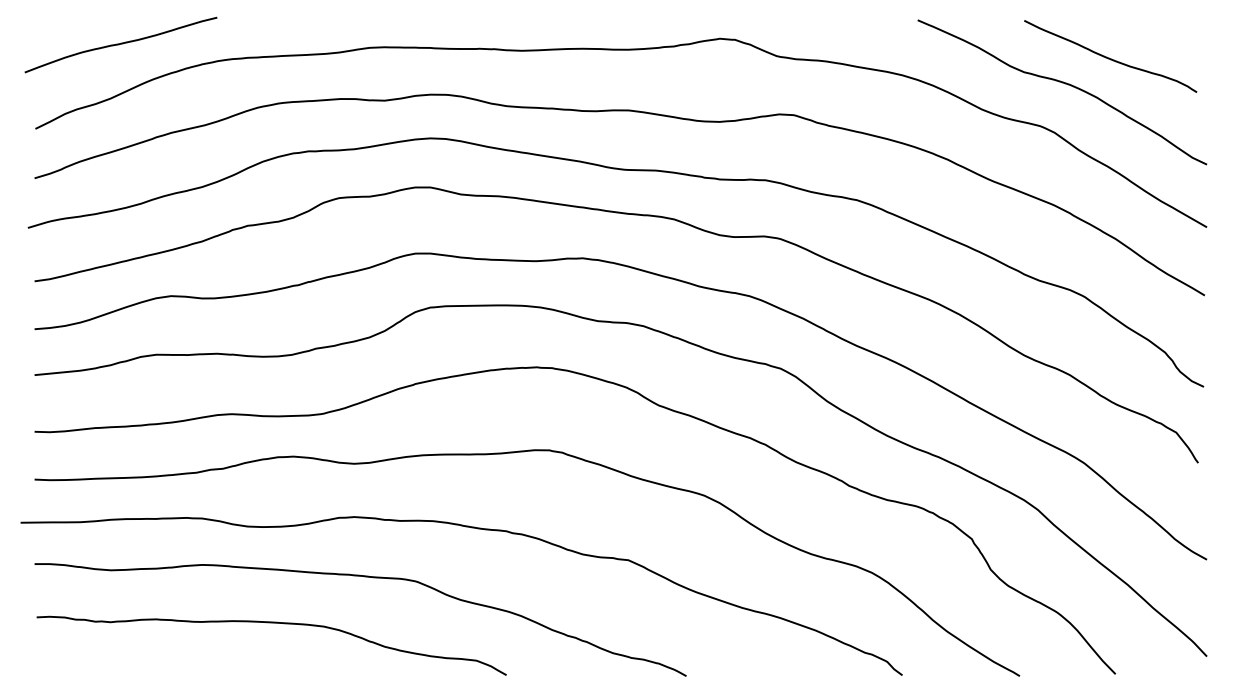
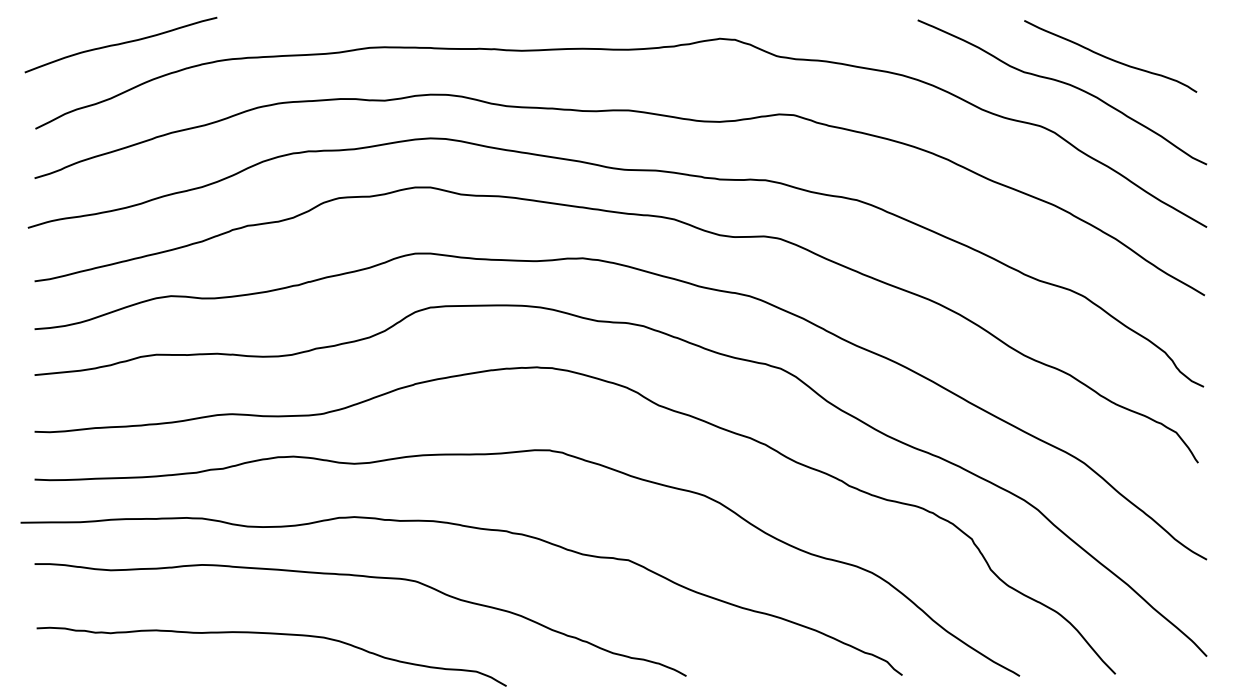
curve position: (271, 623) -> (271, 634) (271, 634)
